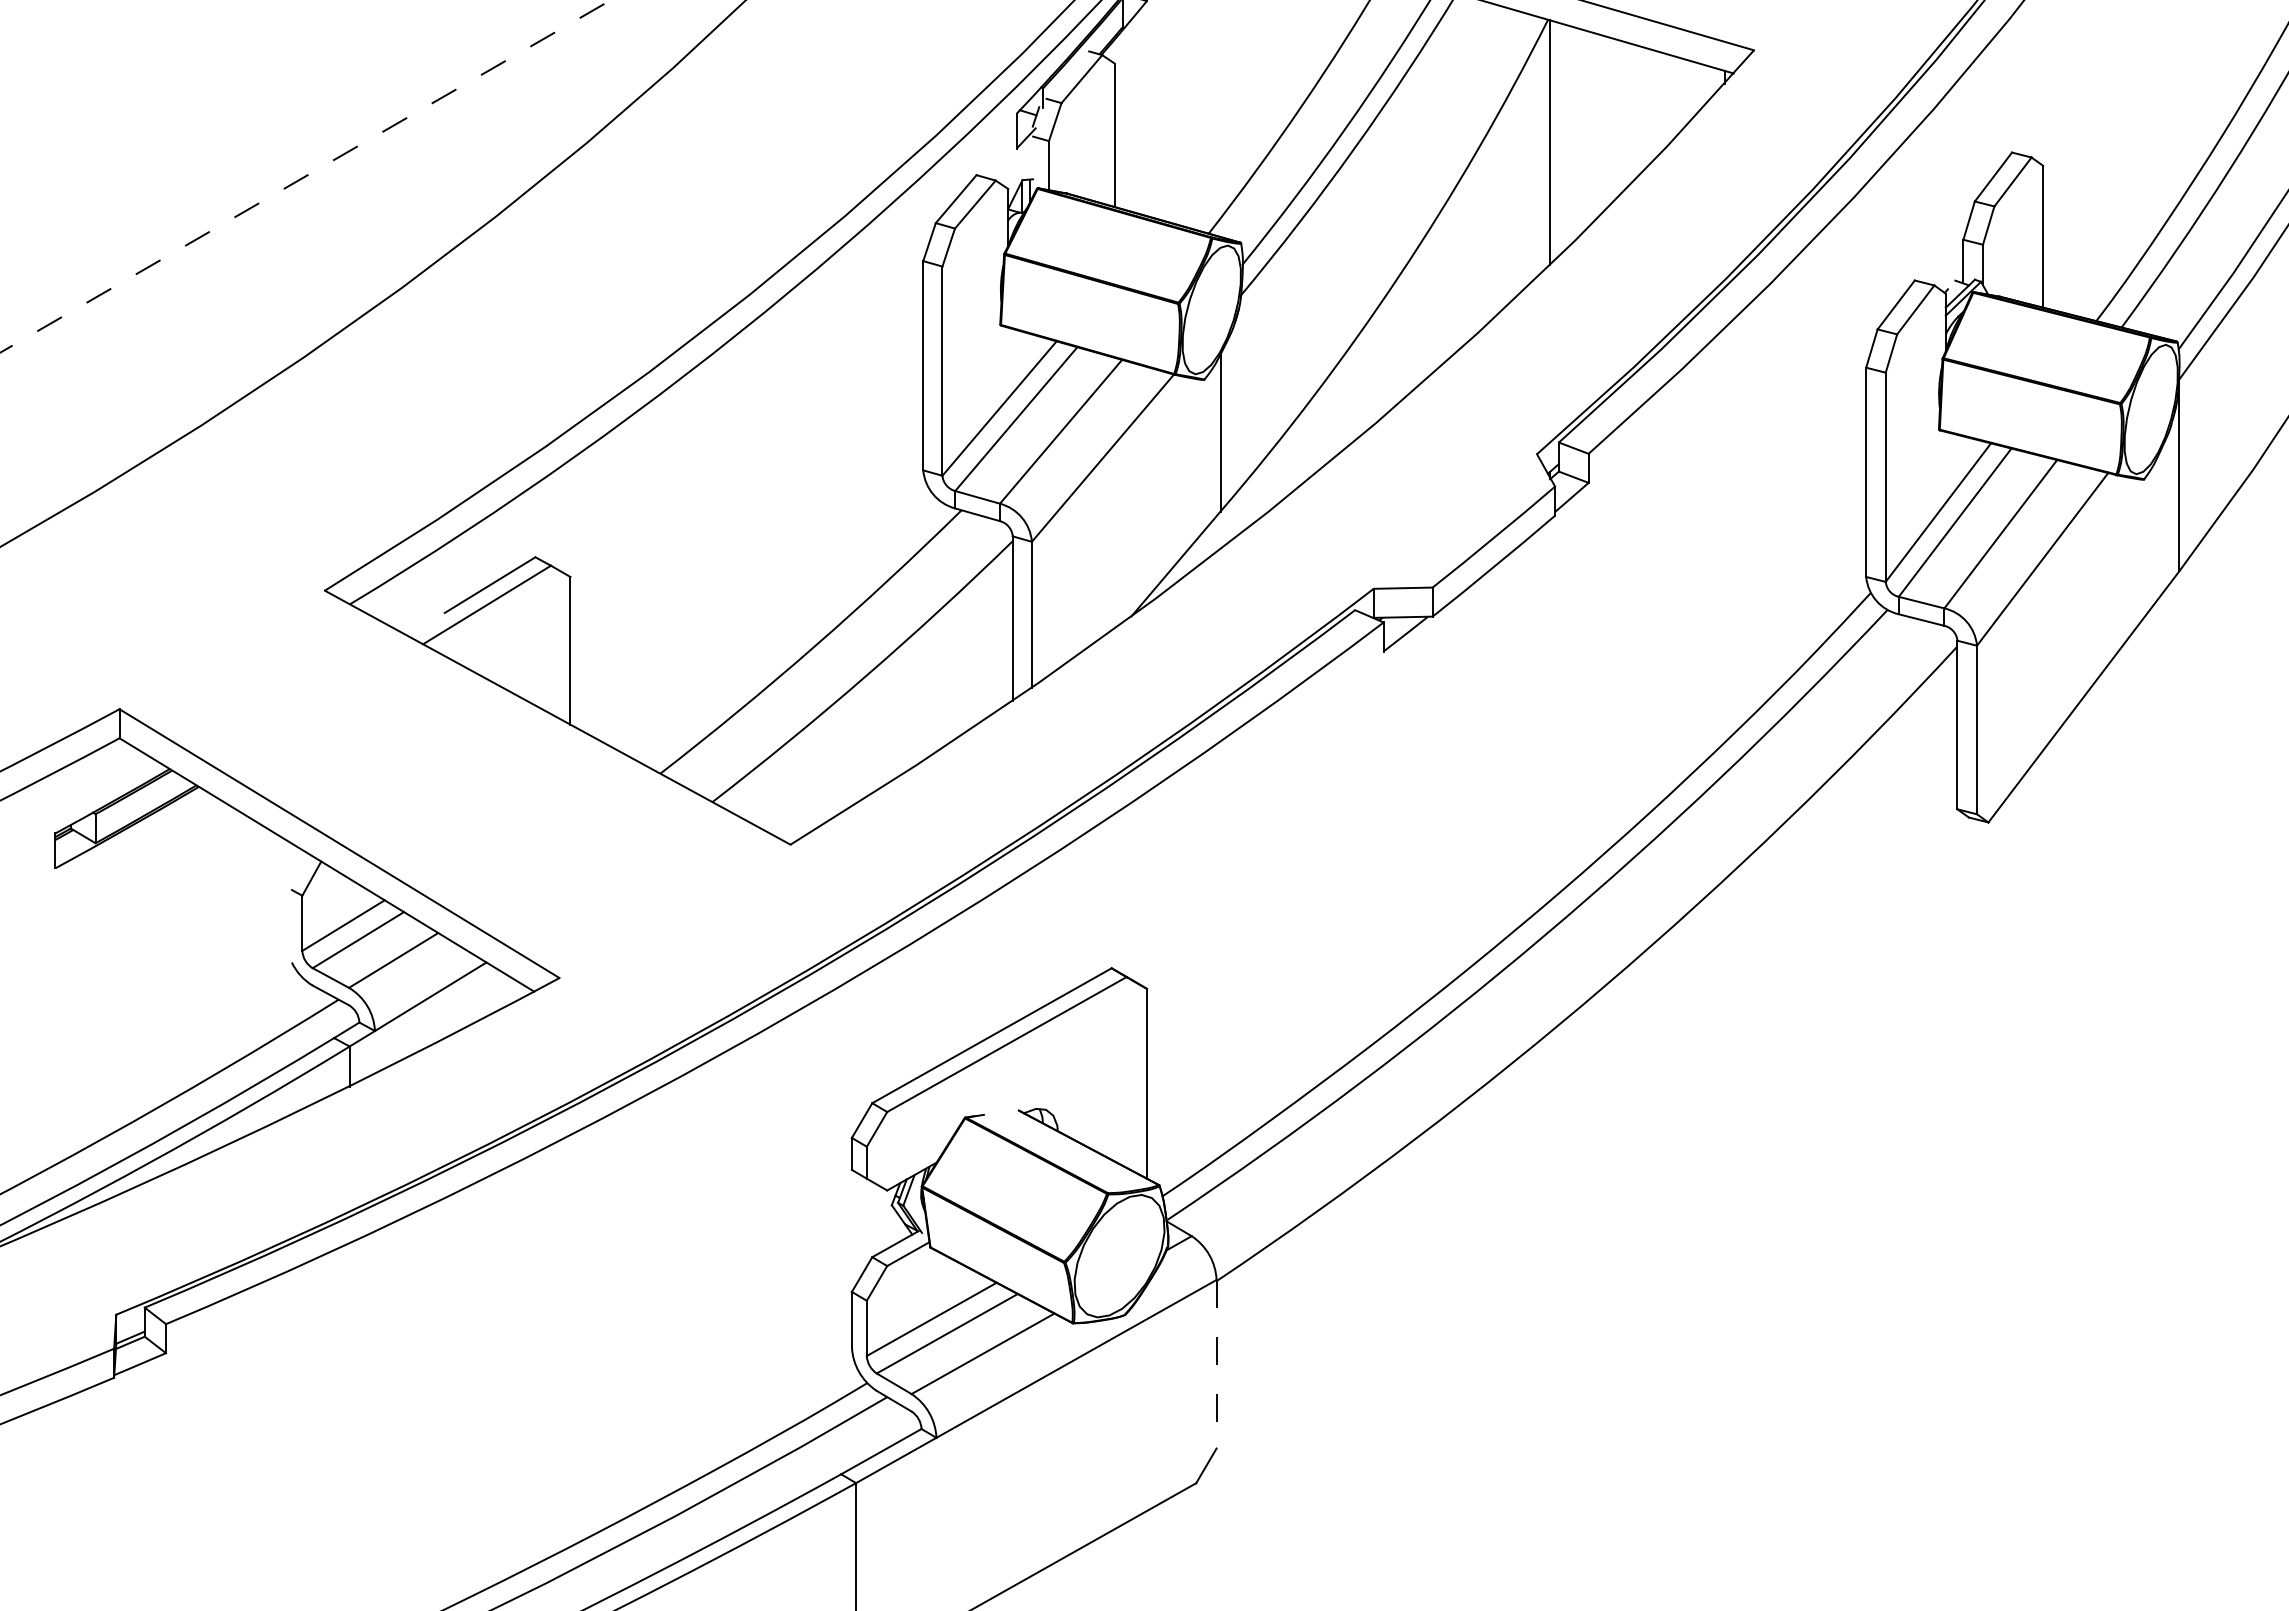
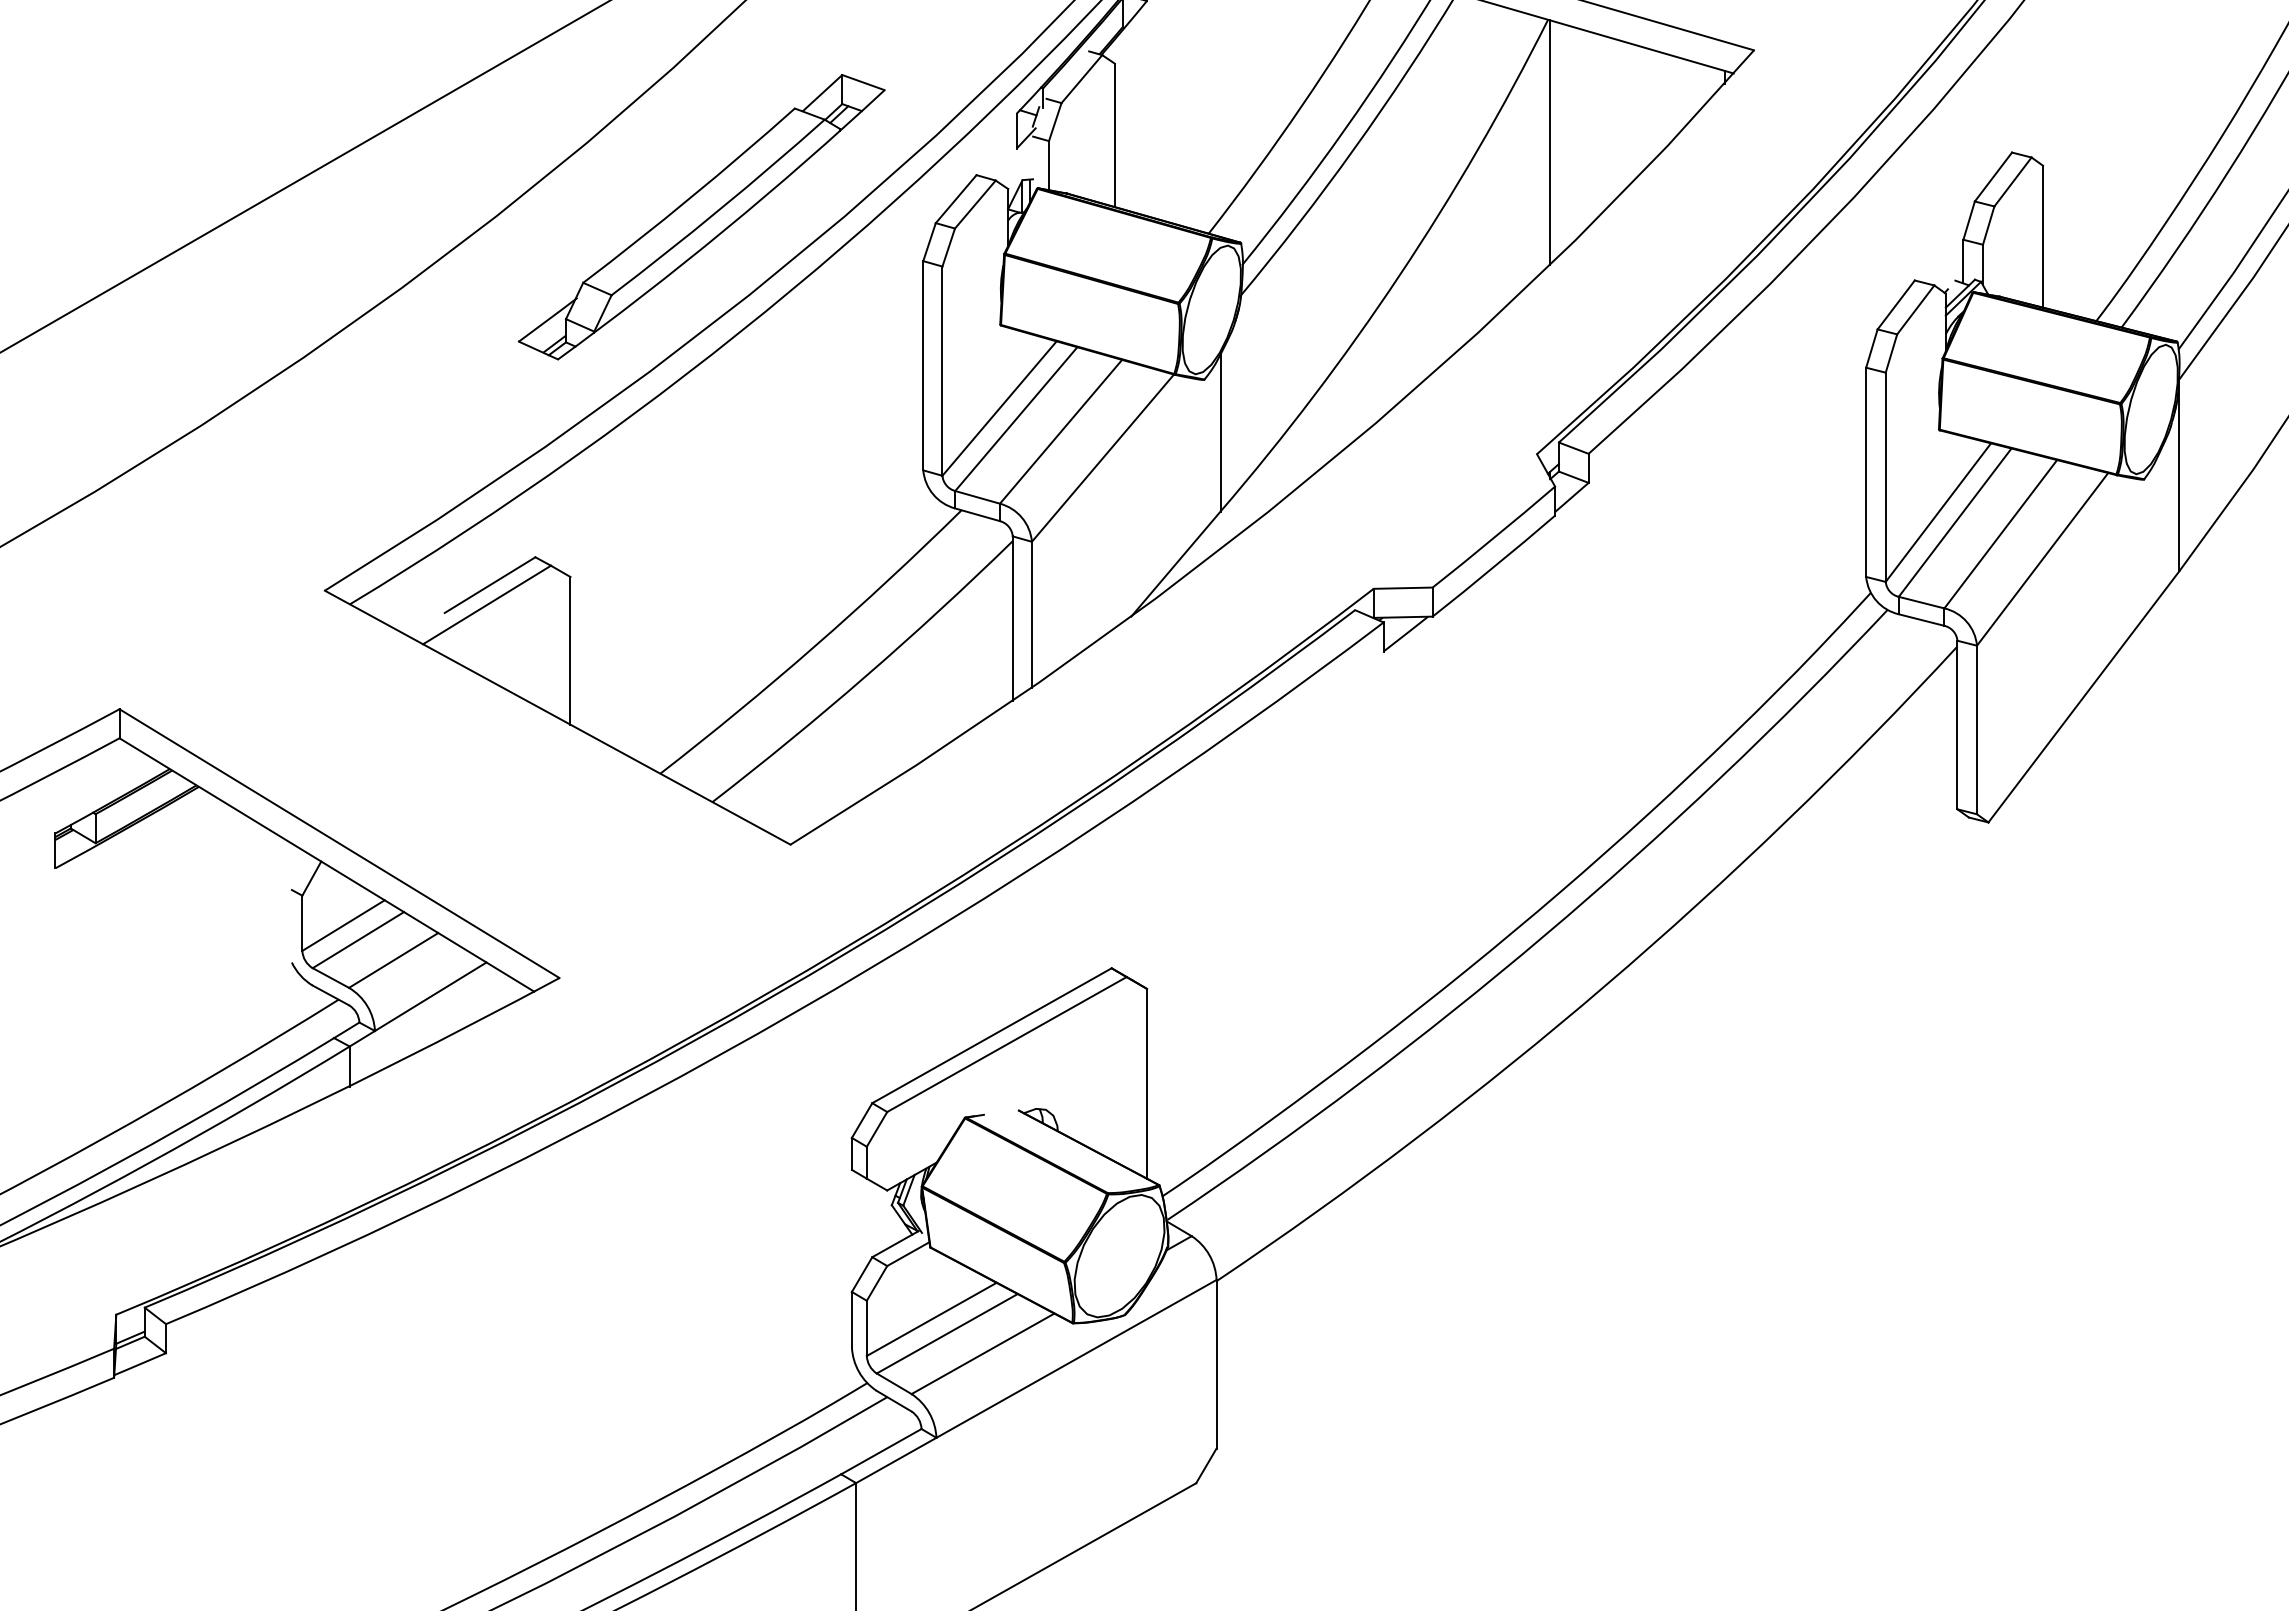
line: dashed -> solid (306, 176)
part: none -> present (701, 217)
line: dashed -> solid (1216, 1364)
